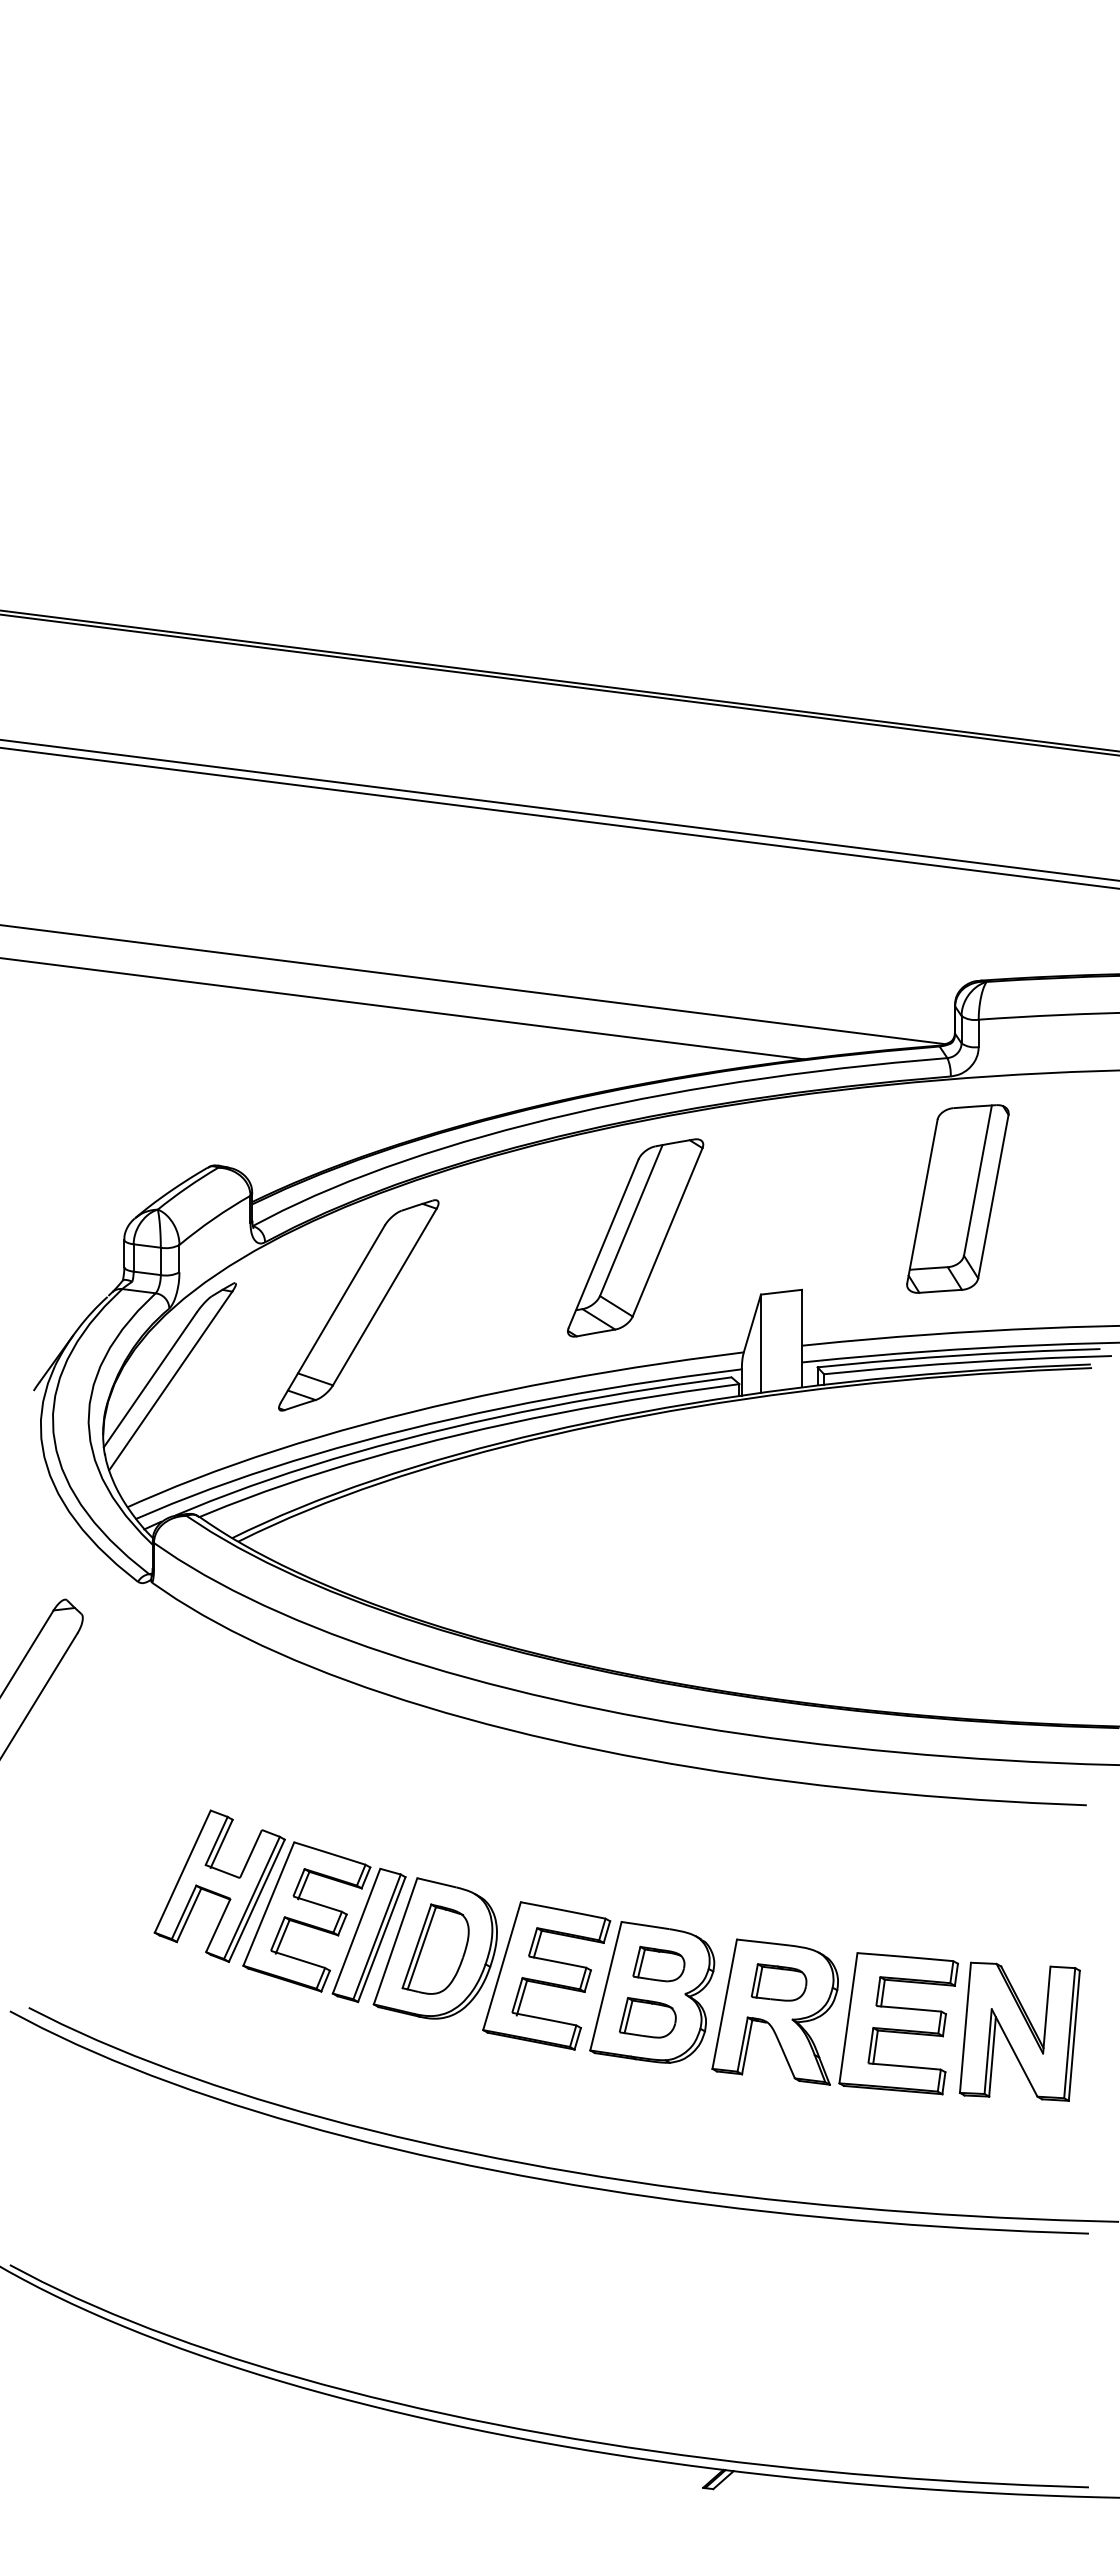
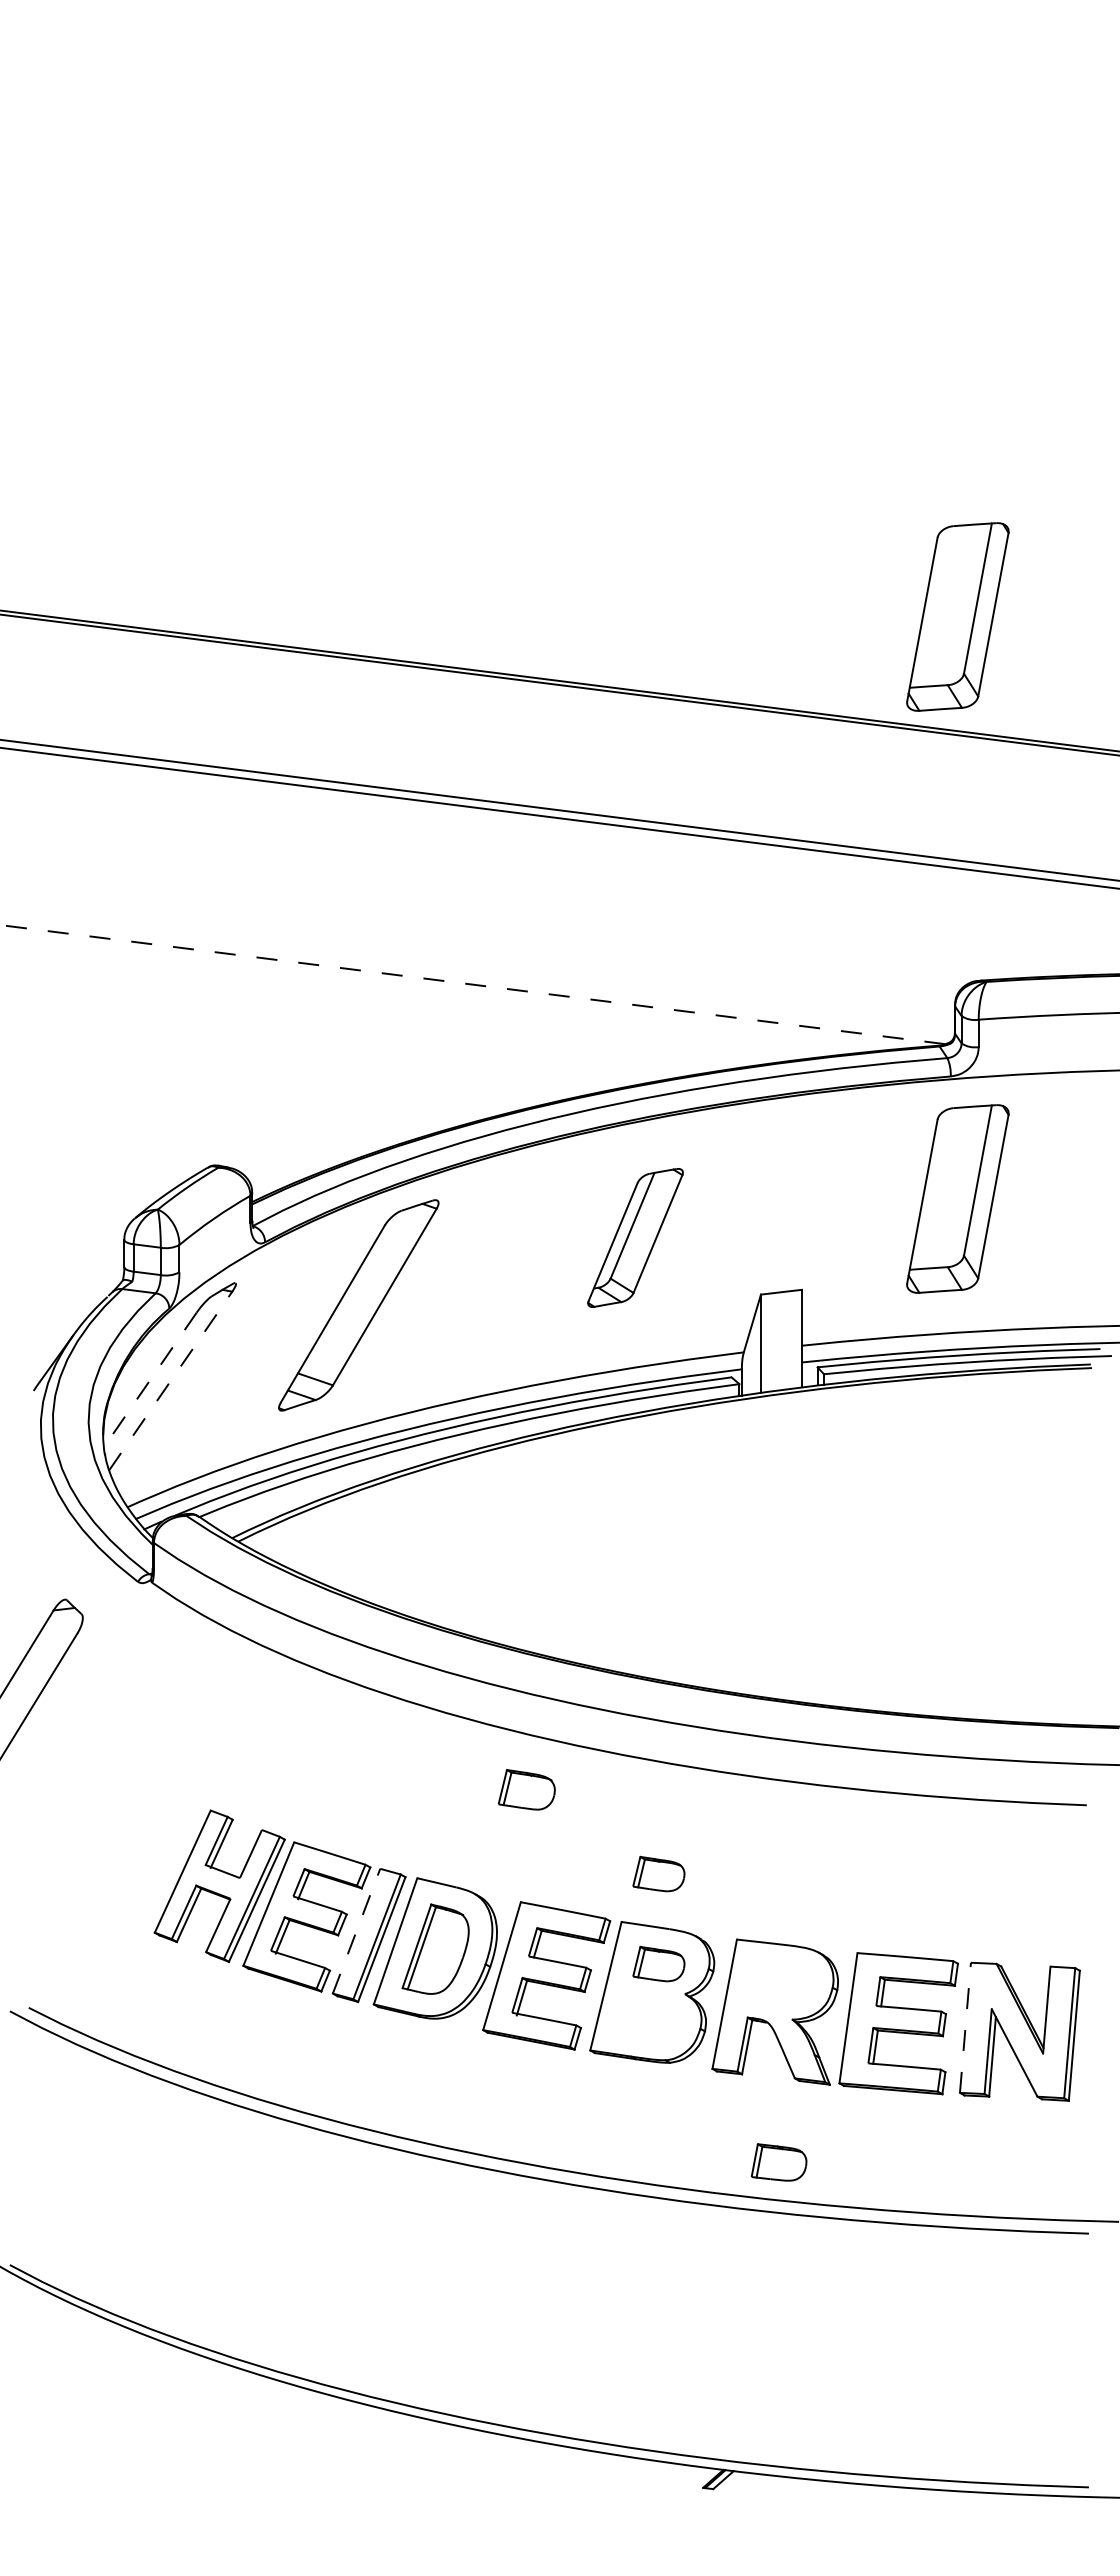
part: none -> present (957, 616)
line: solid -> dashed (472, 984)
line: present -> none (402, 1008)
part size: 139x200 px -> 97x140 px (635, 1237)
line: solid -> dashed (150, 1380)
line: solid -> dashed (171, 1380)
part: none -> present (658, 1873)
line: solid -> dashed (356, 1931)
part position: (778, 1982) -> (778, 2162) (778, 2162)
part position: (647, 2017) -> (526, 1789) (526, 1789)
line: solid -> dashed (965, 2027)
